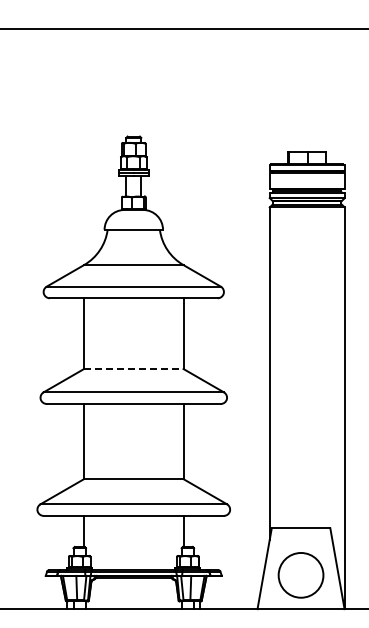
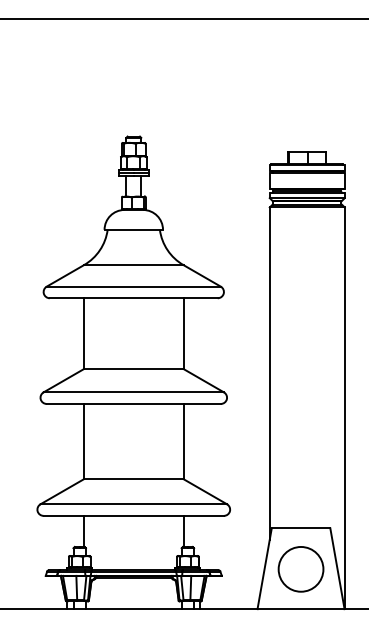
line position: (183, 28) -> (183, 18) (183, 18)
line: dashed -> solid (133, 369)
circle position: (300, 575) -> (300, 569) (300, 569)
